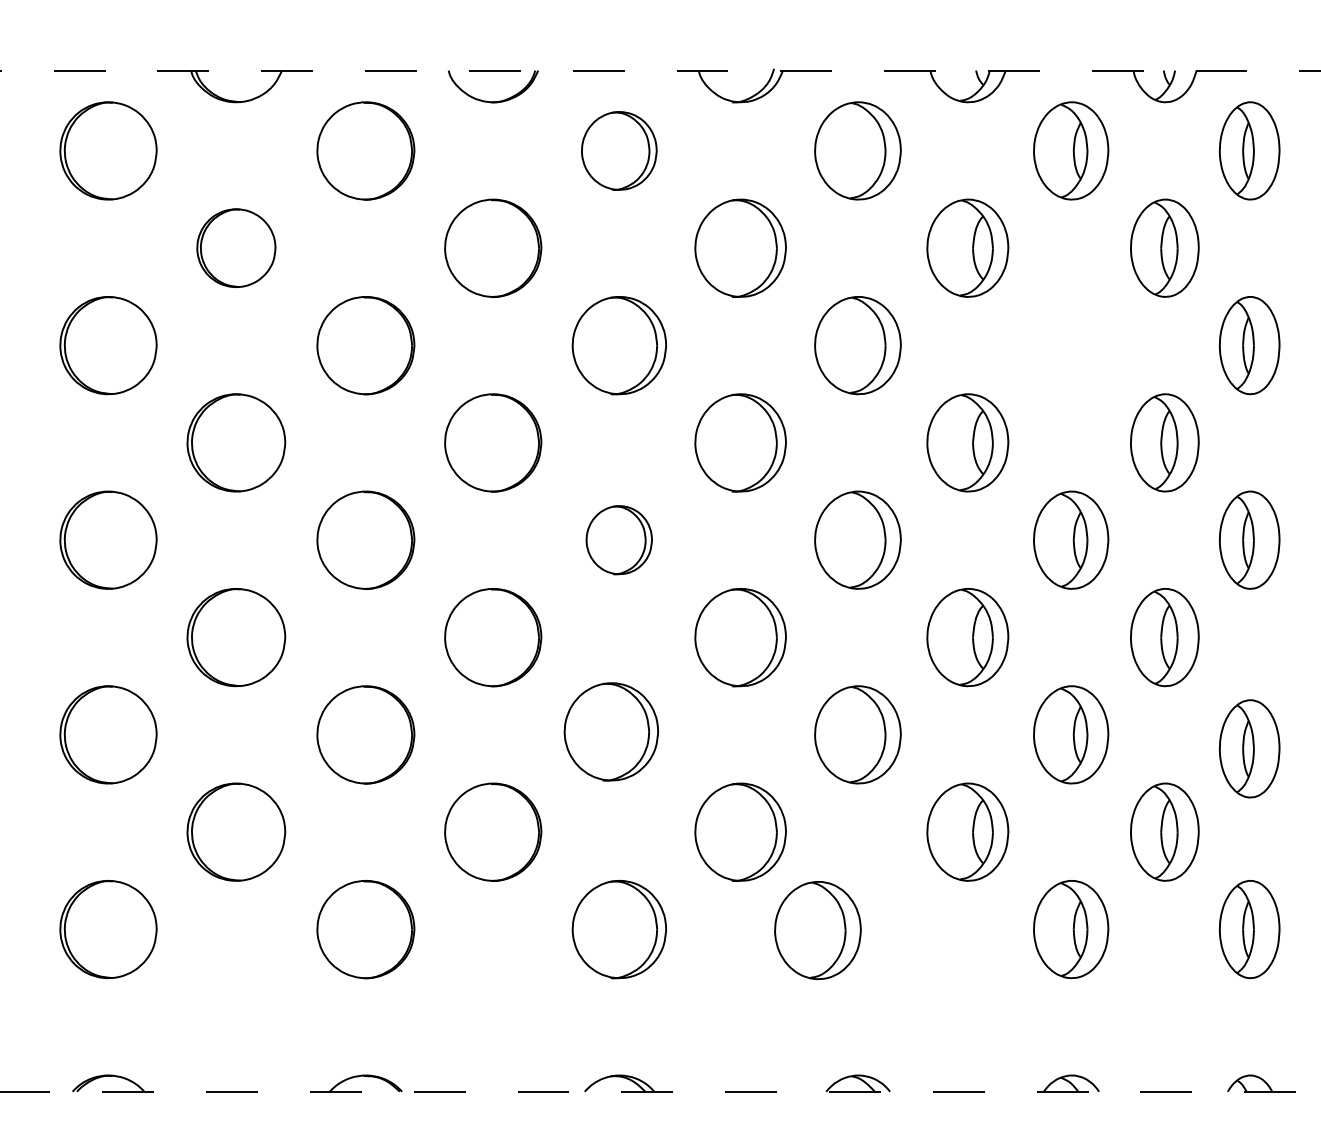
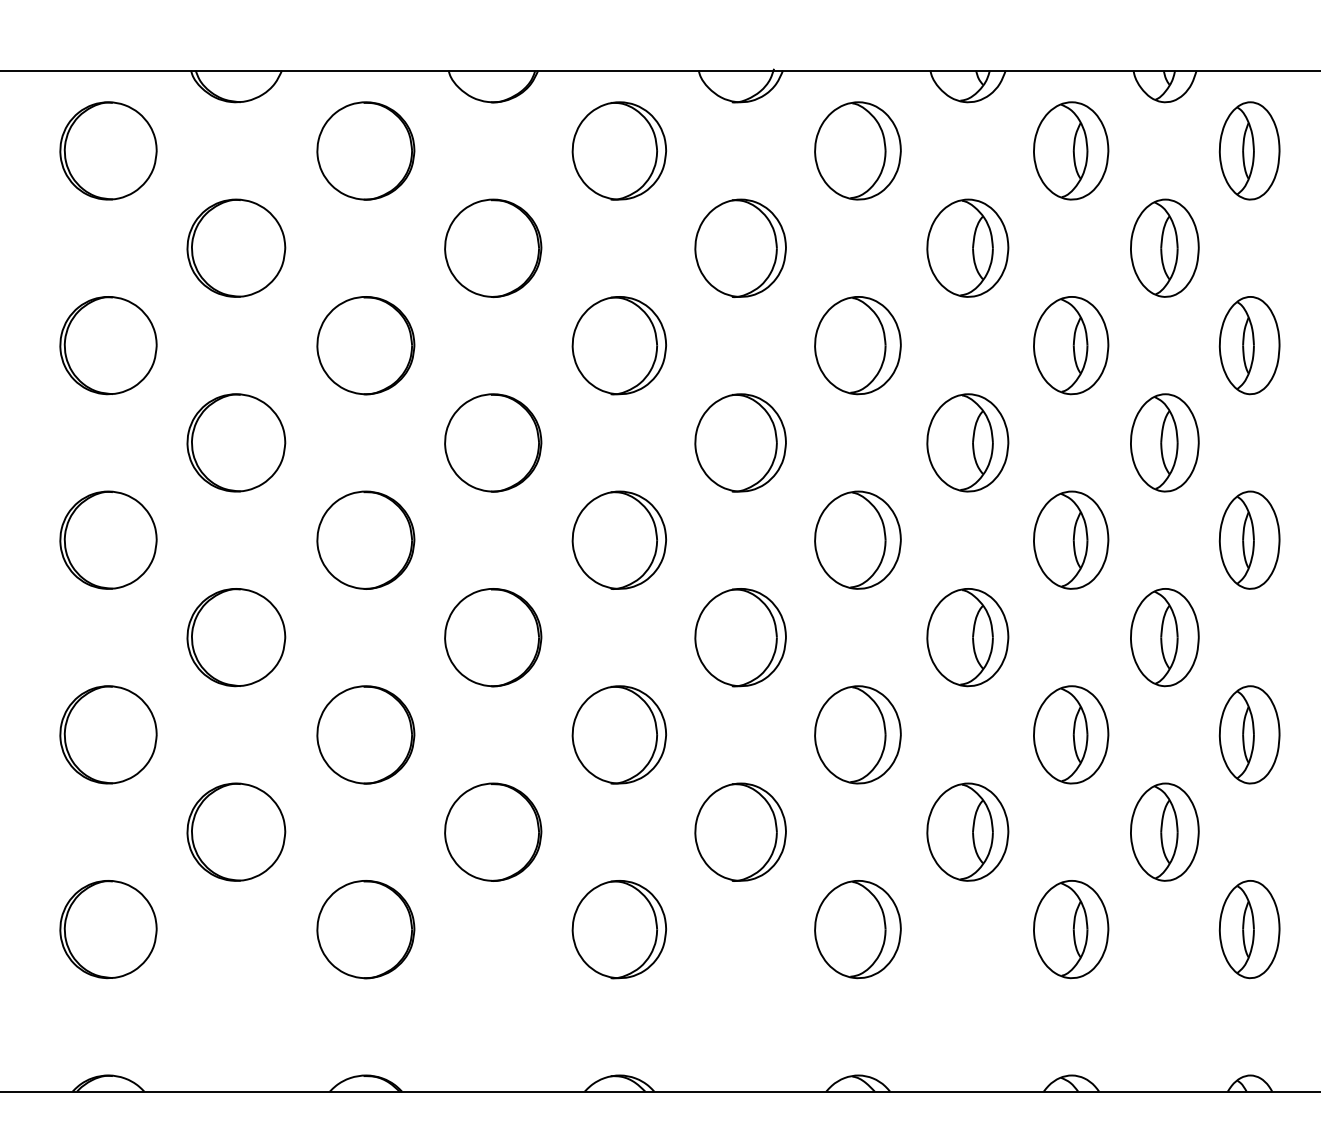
line: dashed -> solid (660, 70)
part size: 77x80 px -> 96x100 px (618, 150)
part size: 81x80 px -> 101x100 px (236, 247)
part: none -> present (1071, 345)
part size: 68x71 px -> 96x100 px (618, 539)
part position: (610, 731) -> (618, 734) (618, 734)
part position: (1249, 748) -> (1249, 734) (1249, 734)
part position: (817, 930) -> (857, 929) (857, 929)
line: dashed -> solid (661, 1091)
